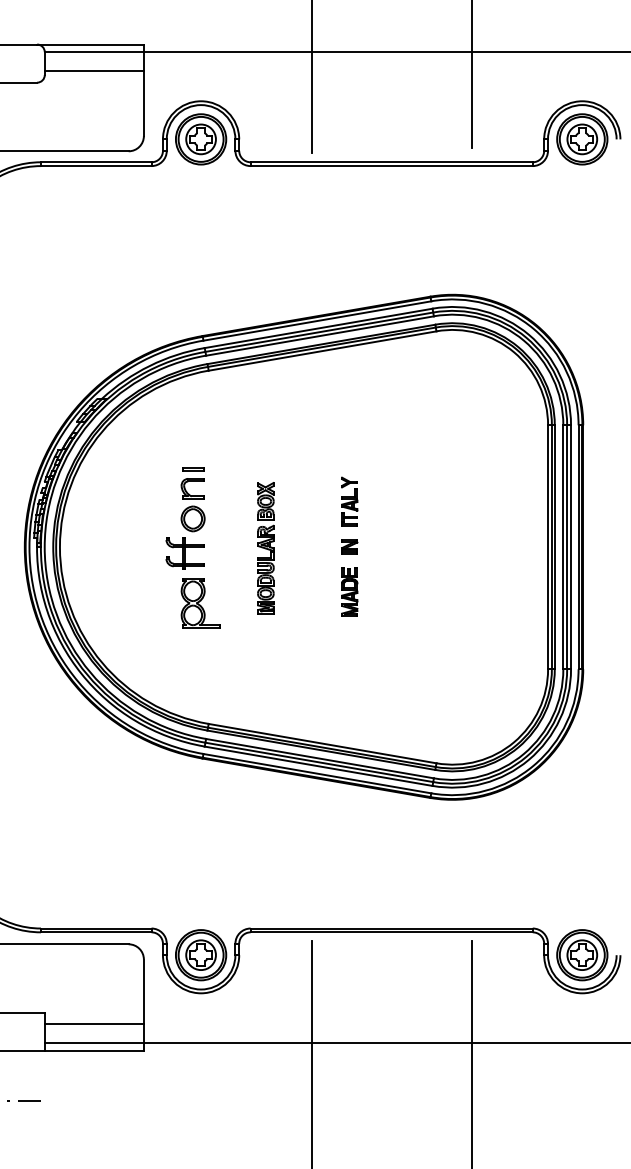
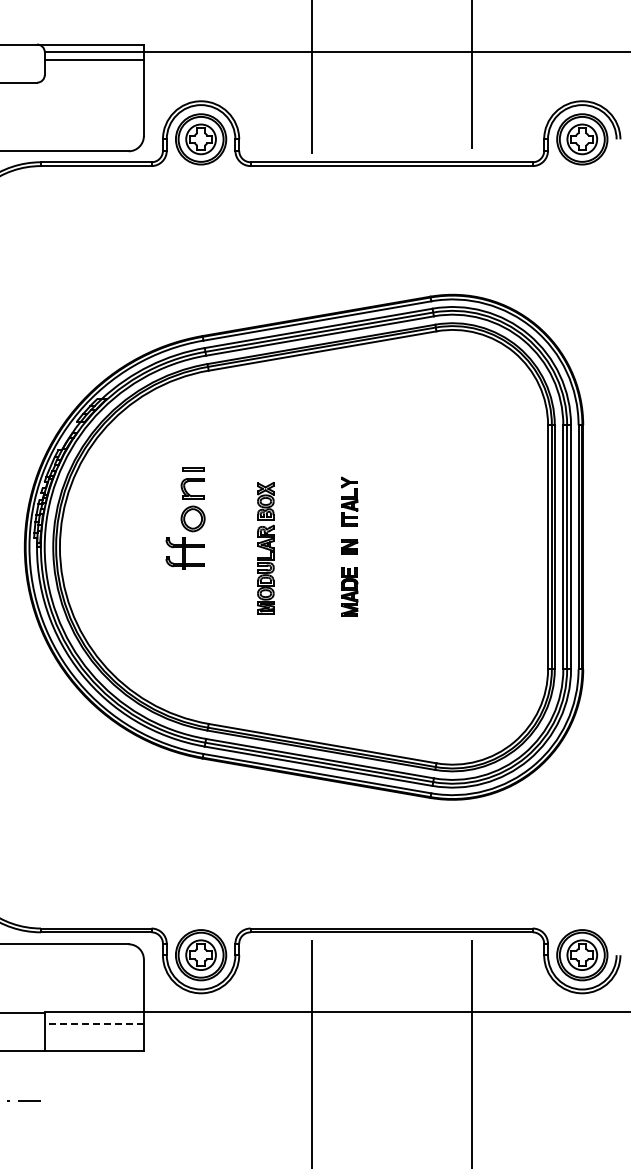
line position: (93, 71) -> (93, 60) (93, 60)
part: present -> none (200, 603)
line: solid -> dashed (94, 1024)
line position: (335, 1043) -> (335, 1012) (335, 1012)
